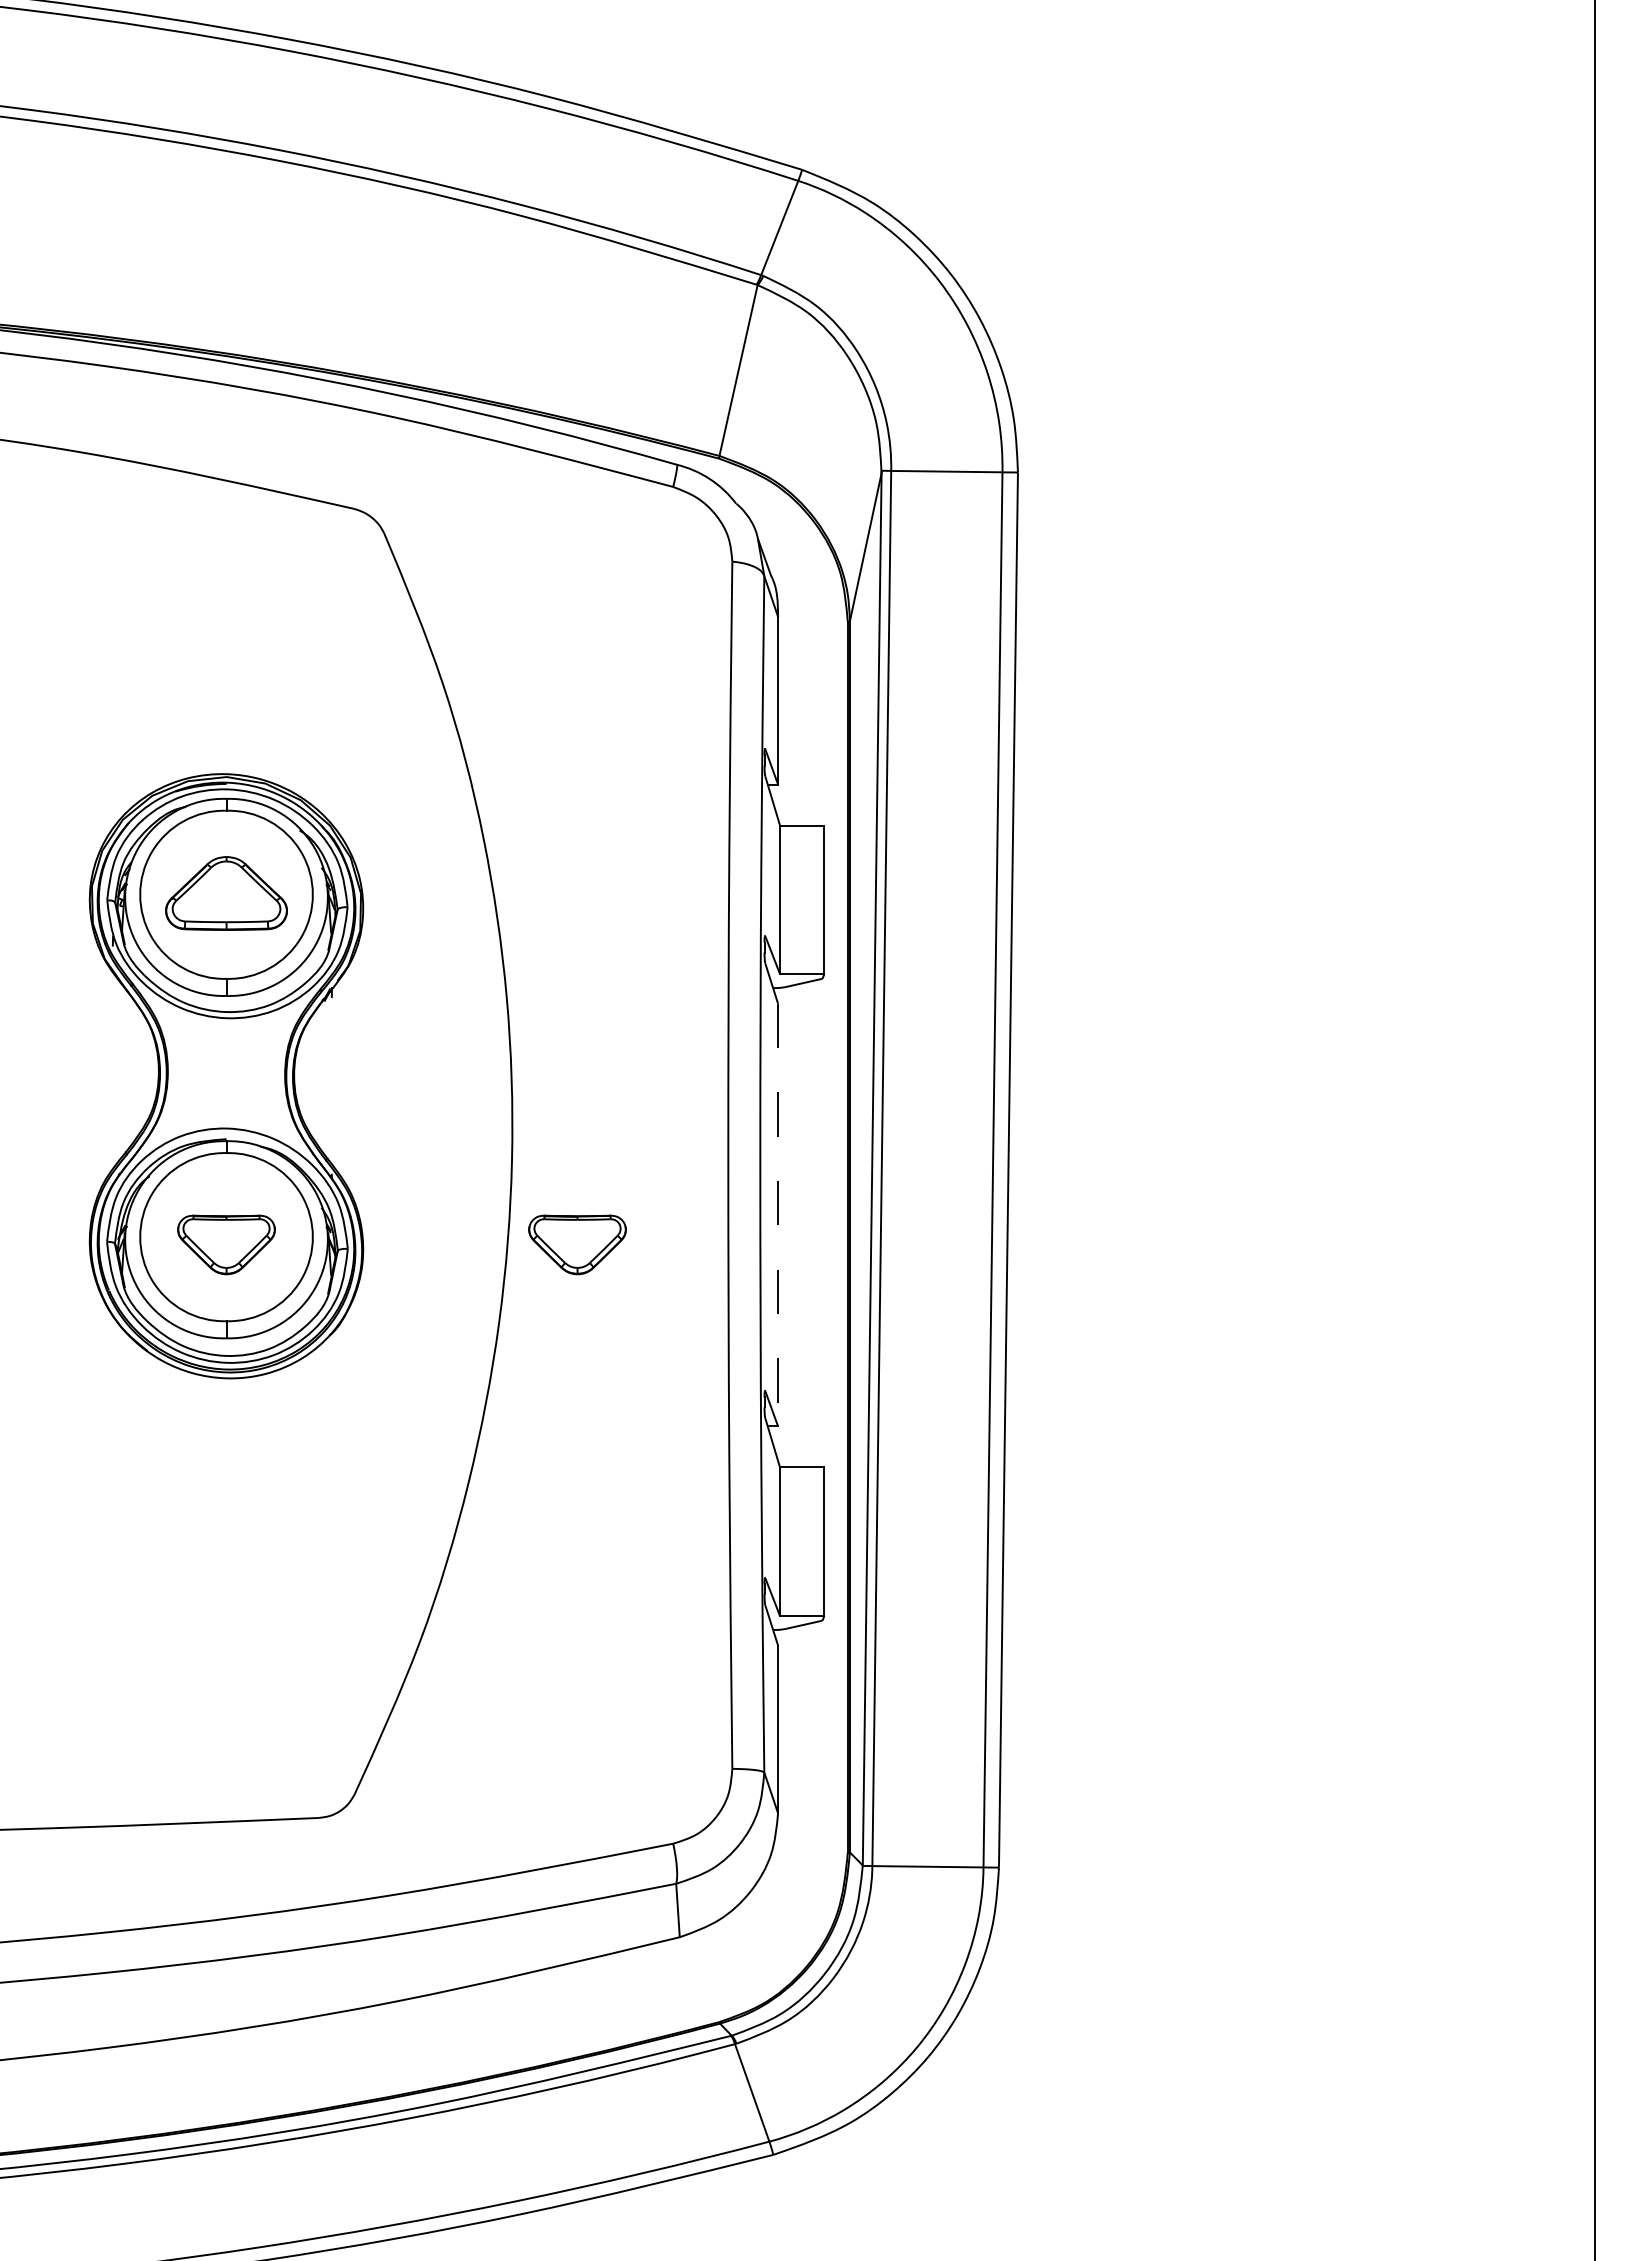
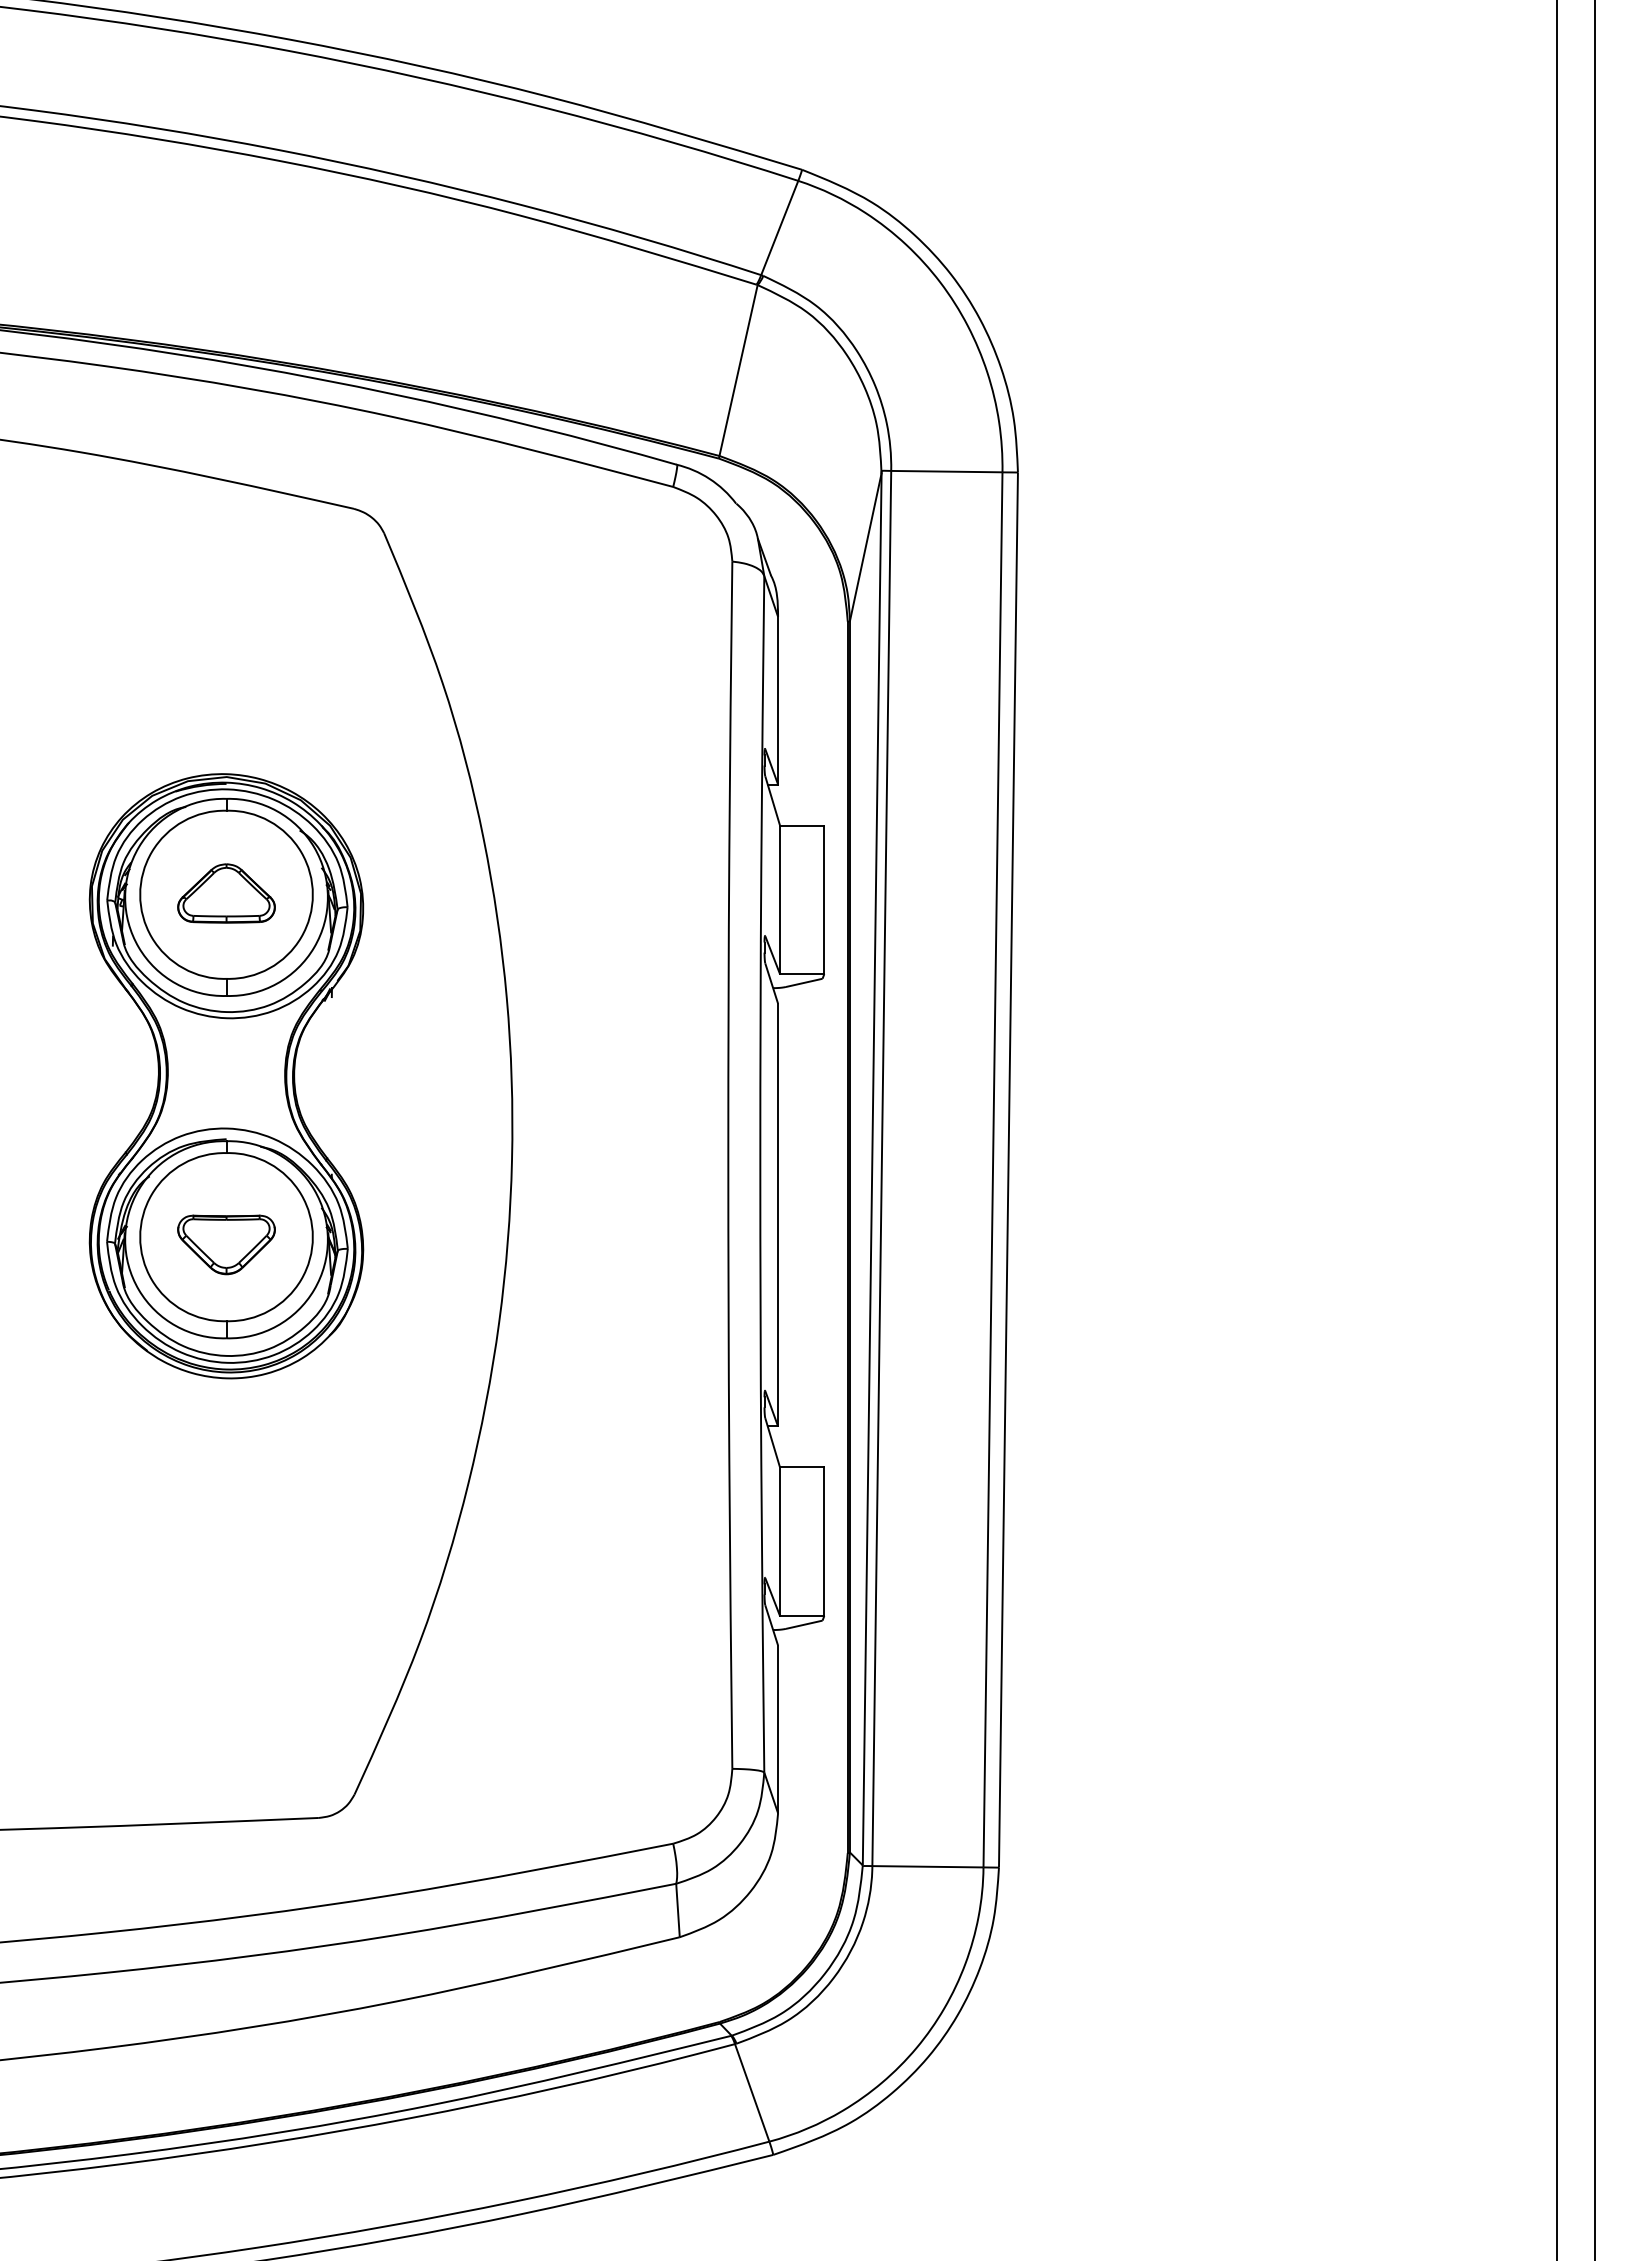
part size: 123x75 px -> 99x61 px (226, 893)
line: none -> present (1557, 1129)
line: dashed -> solid (778, 1215)
part: present -> none (577, 1244)
